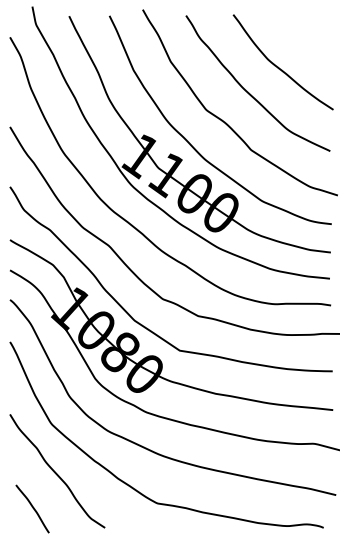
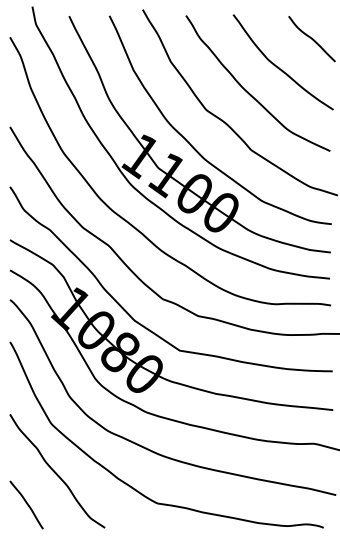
curve: none -> present (311, 39)
curve position: (32, 508) -> (26, 504) (26, 504)
